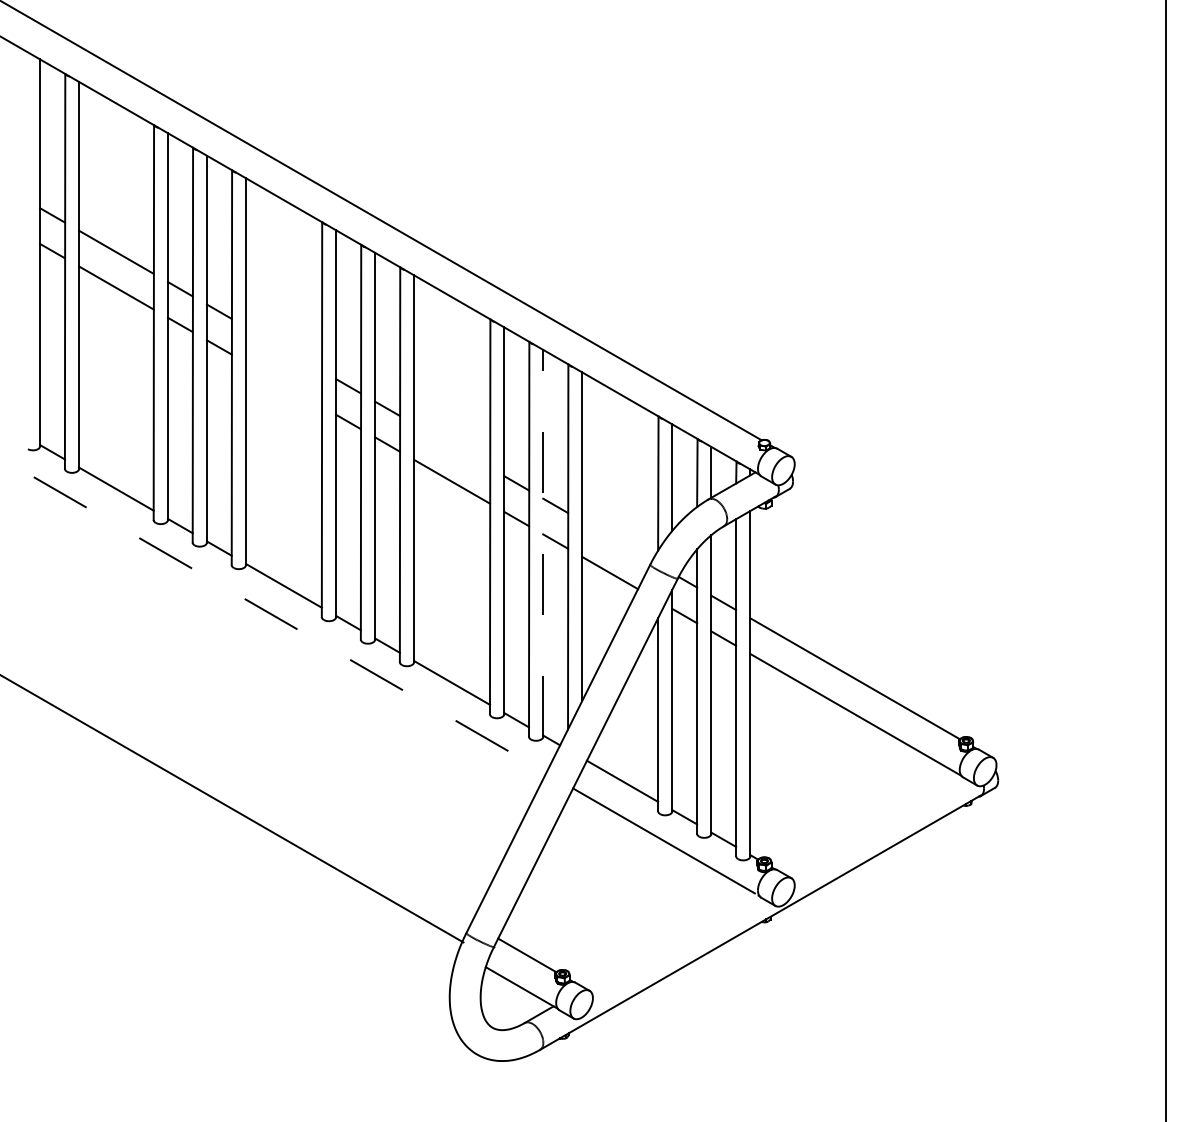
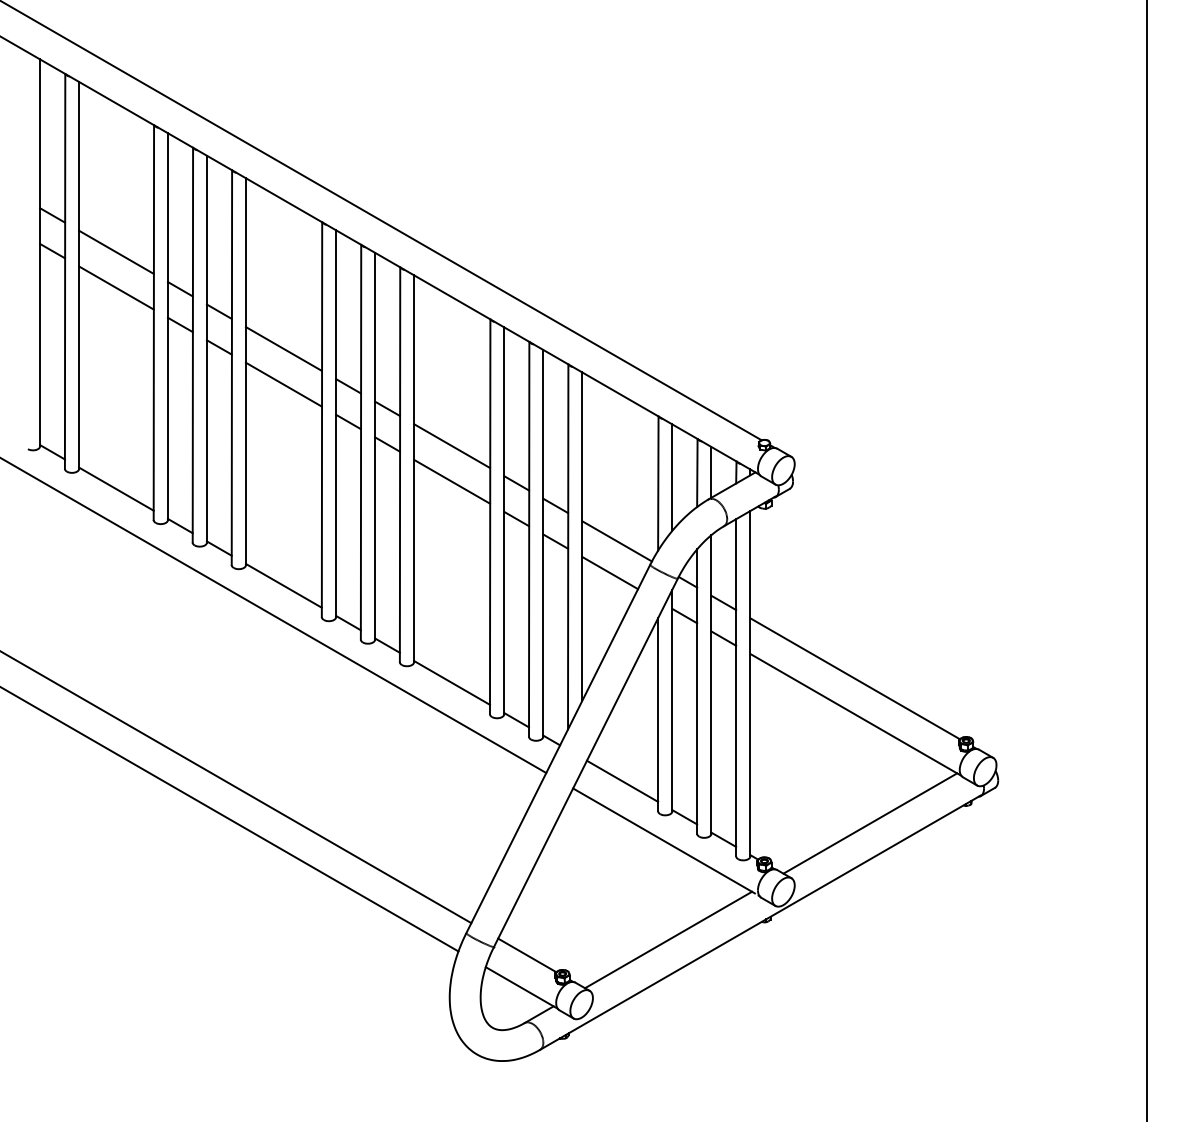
line: none -> present (283, 348)
line: none -> present (283, 384)
line: none -> present (451, 445)
line: none -> present (616, 541)
line: dashed -> solid (543, 542)
line position: (1165, 560) -> (1146, 560) (1146, 560)
line: dashed -> solid (273, 615)
line: none -> present (236, 787)
line position: (232, 809) -> (230, 819) (230, 819)
line: none -> present (870, 823)
line: none -> present (668, 939)
